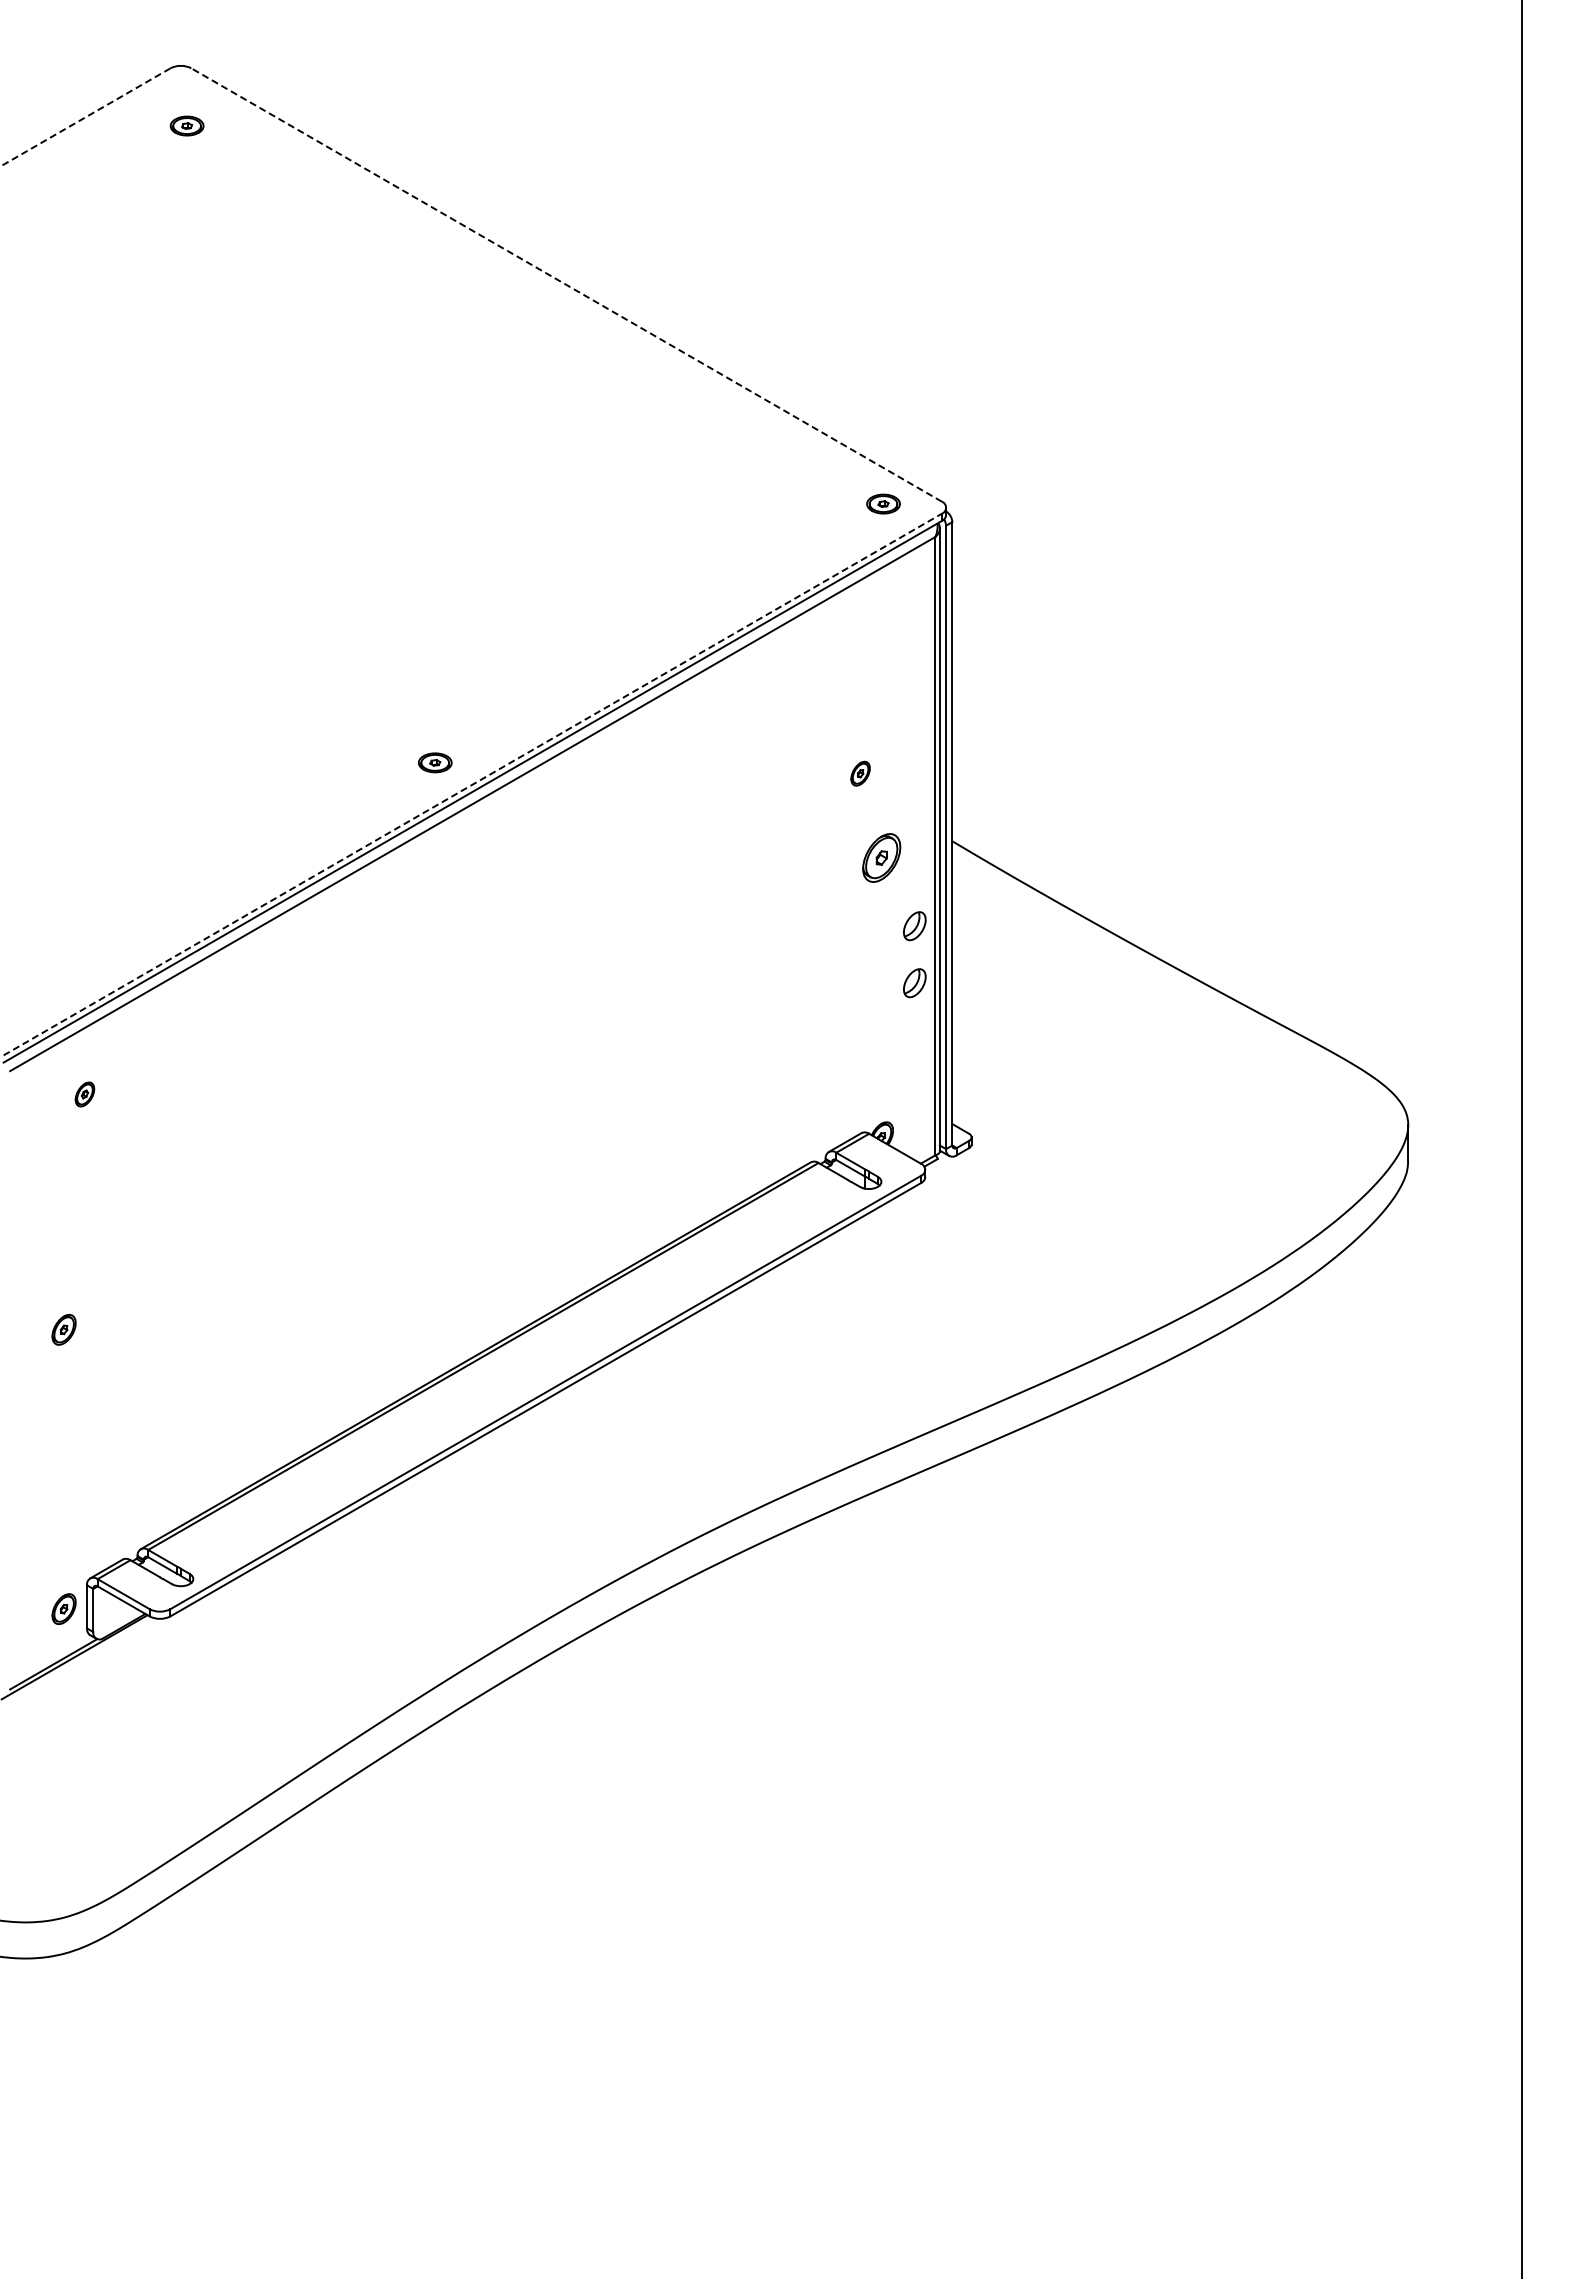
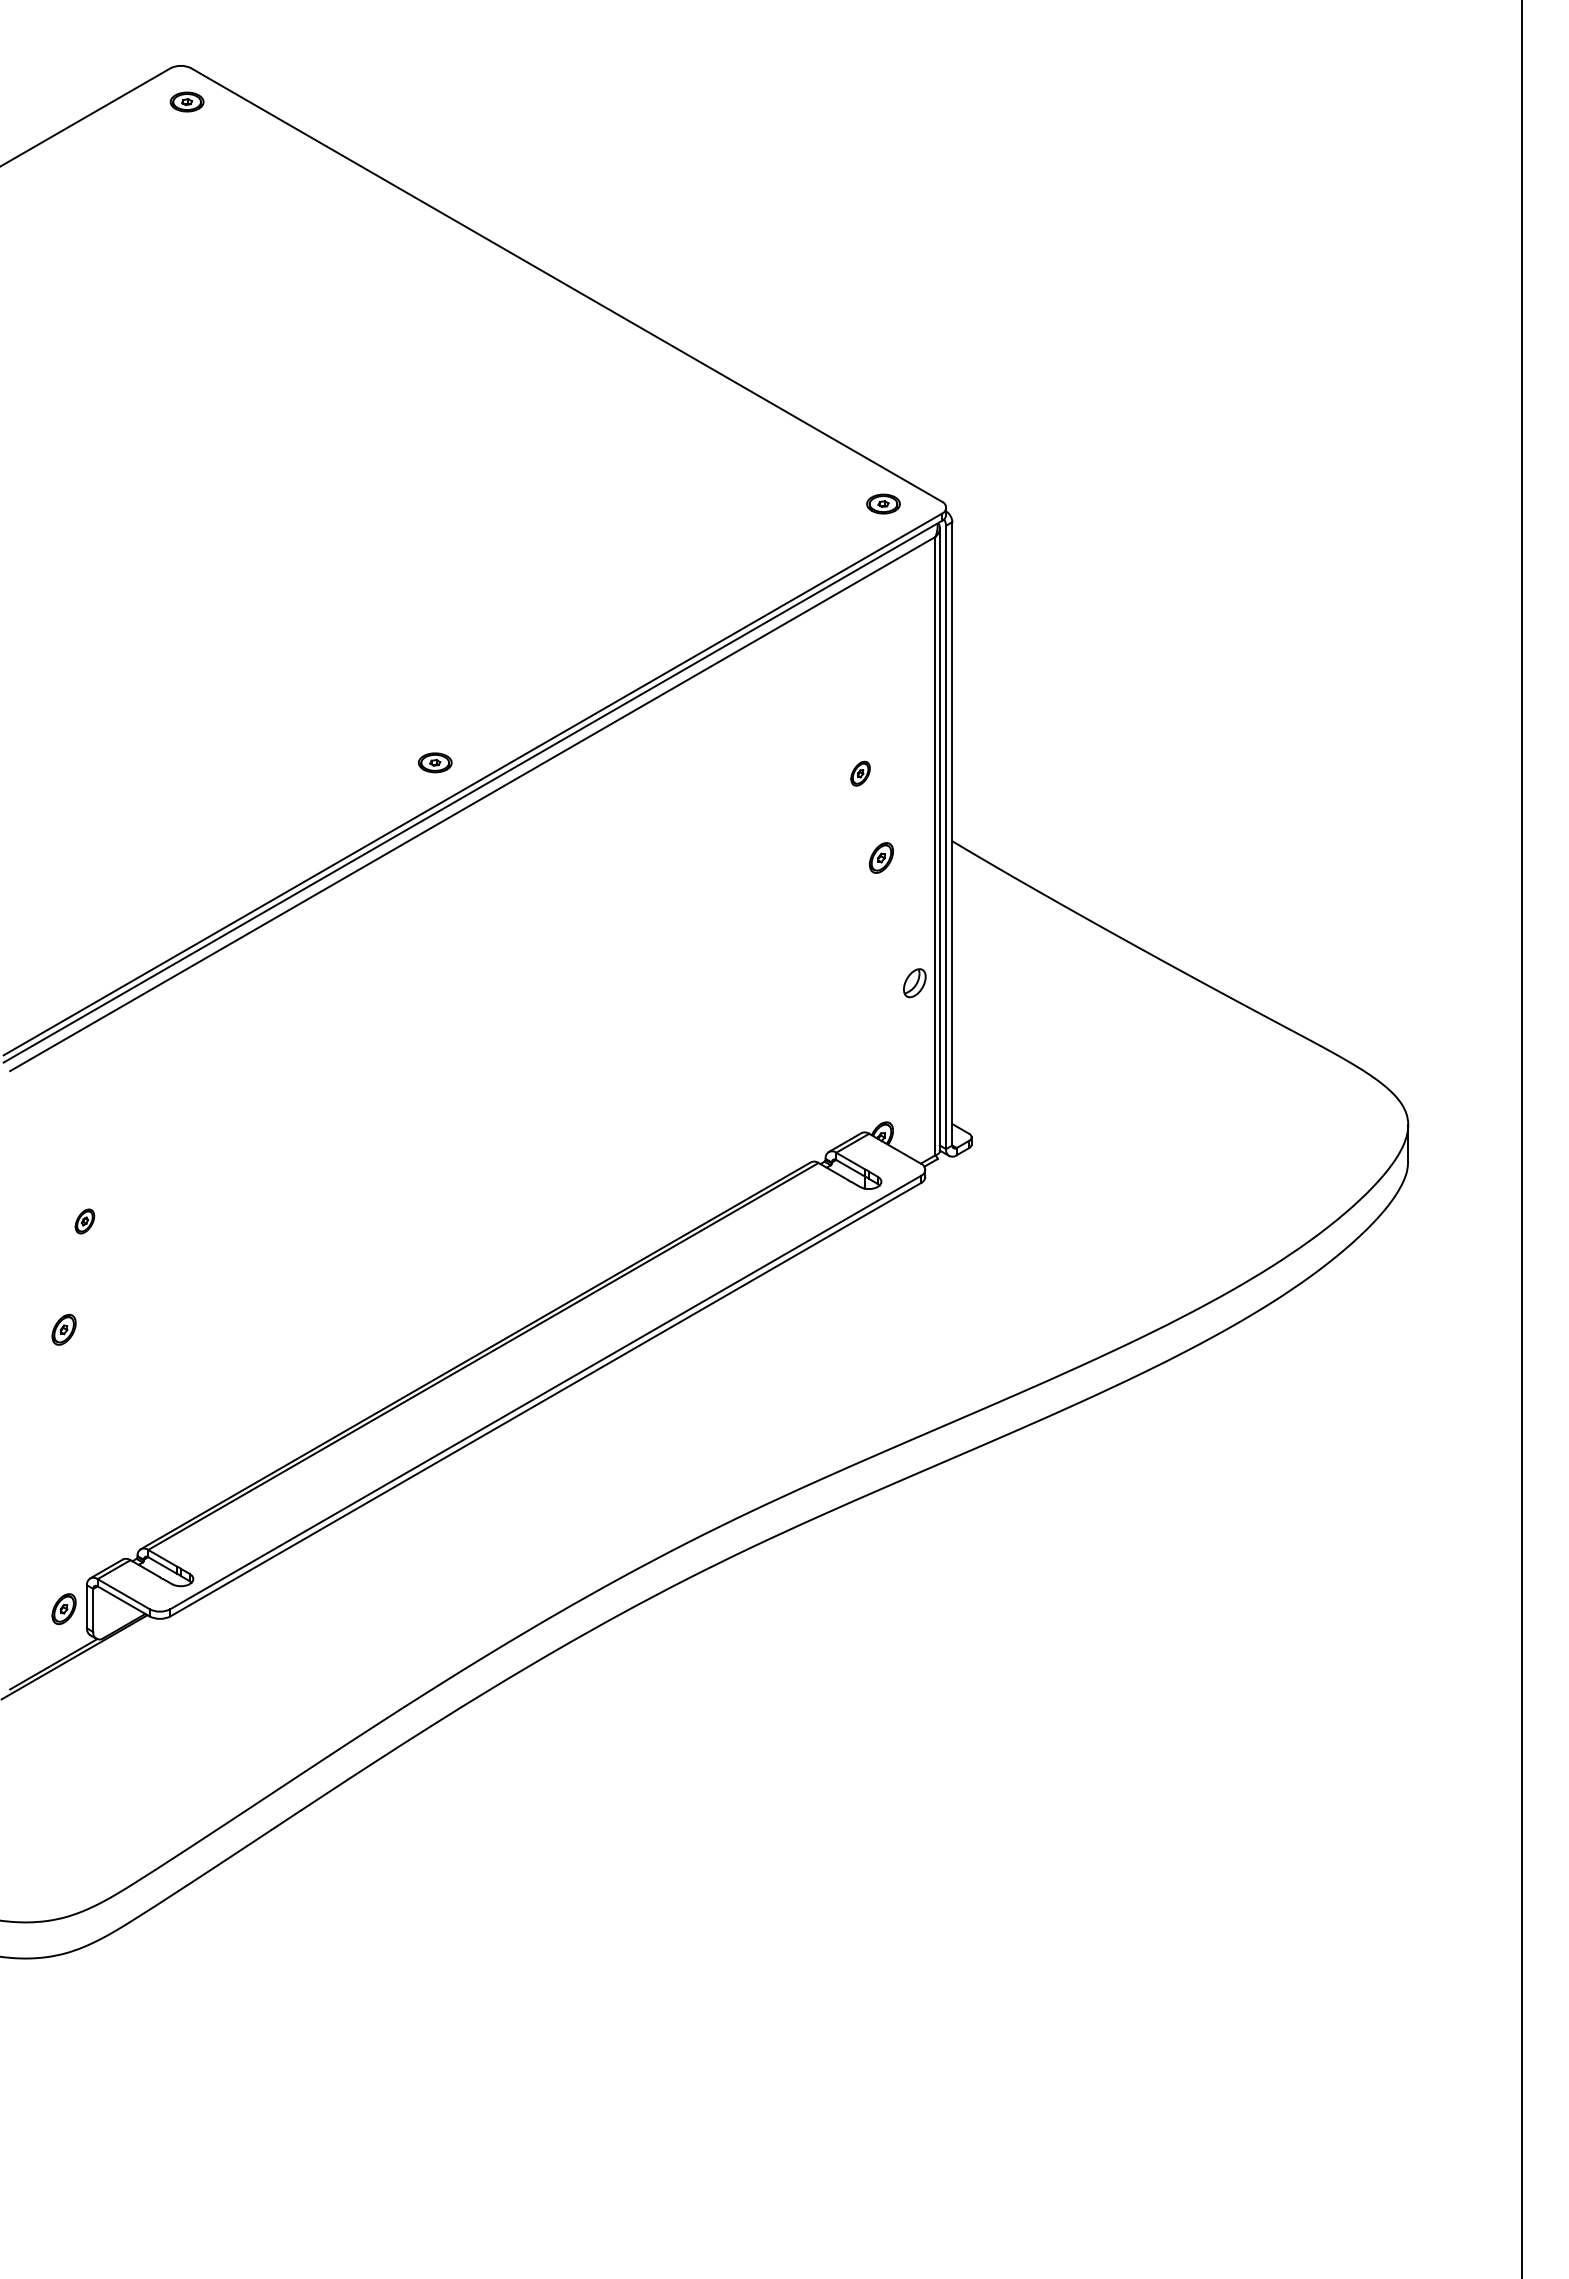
line: dashed -> solid (85, 117)
part position: (186, 125) -> (186, 101) (186, 101)
line: dashed -> solid (566, 284)
line: dashed -> solid (472, 784)
part size: 40x50 px -> 26x32 px (880, 857)
part: present -> none (914, 926)
part position: (84, 1094) -> (84, 1221) (84, 1221)
